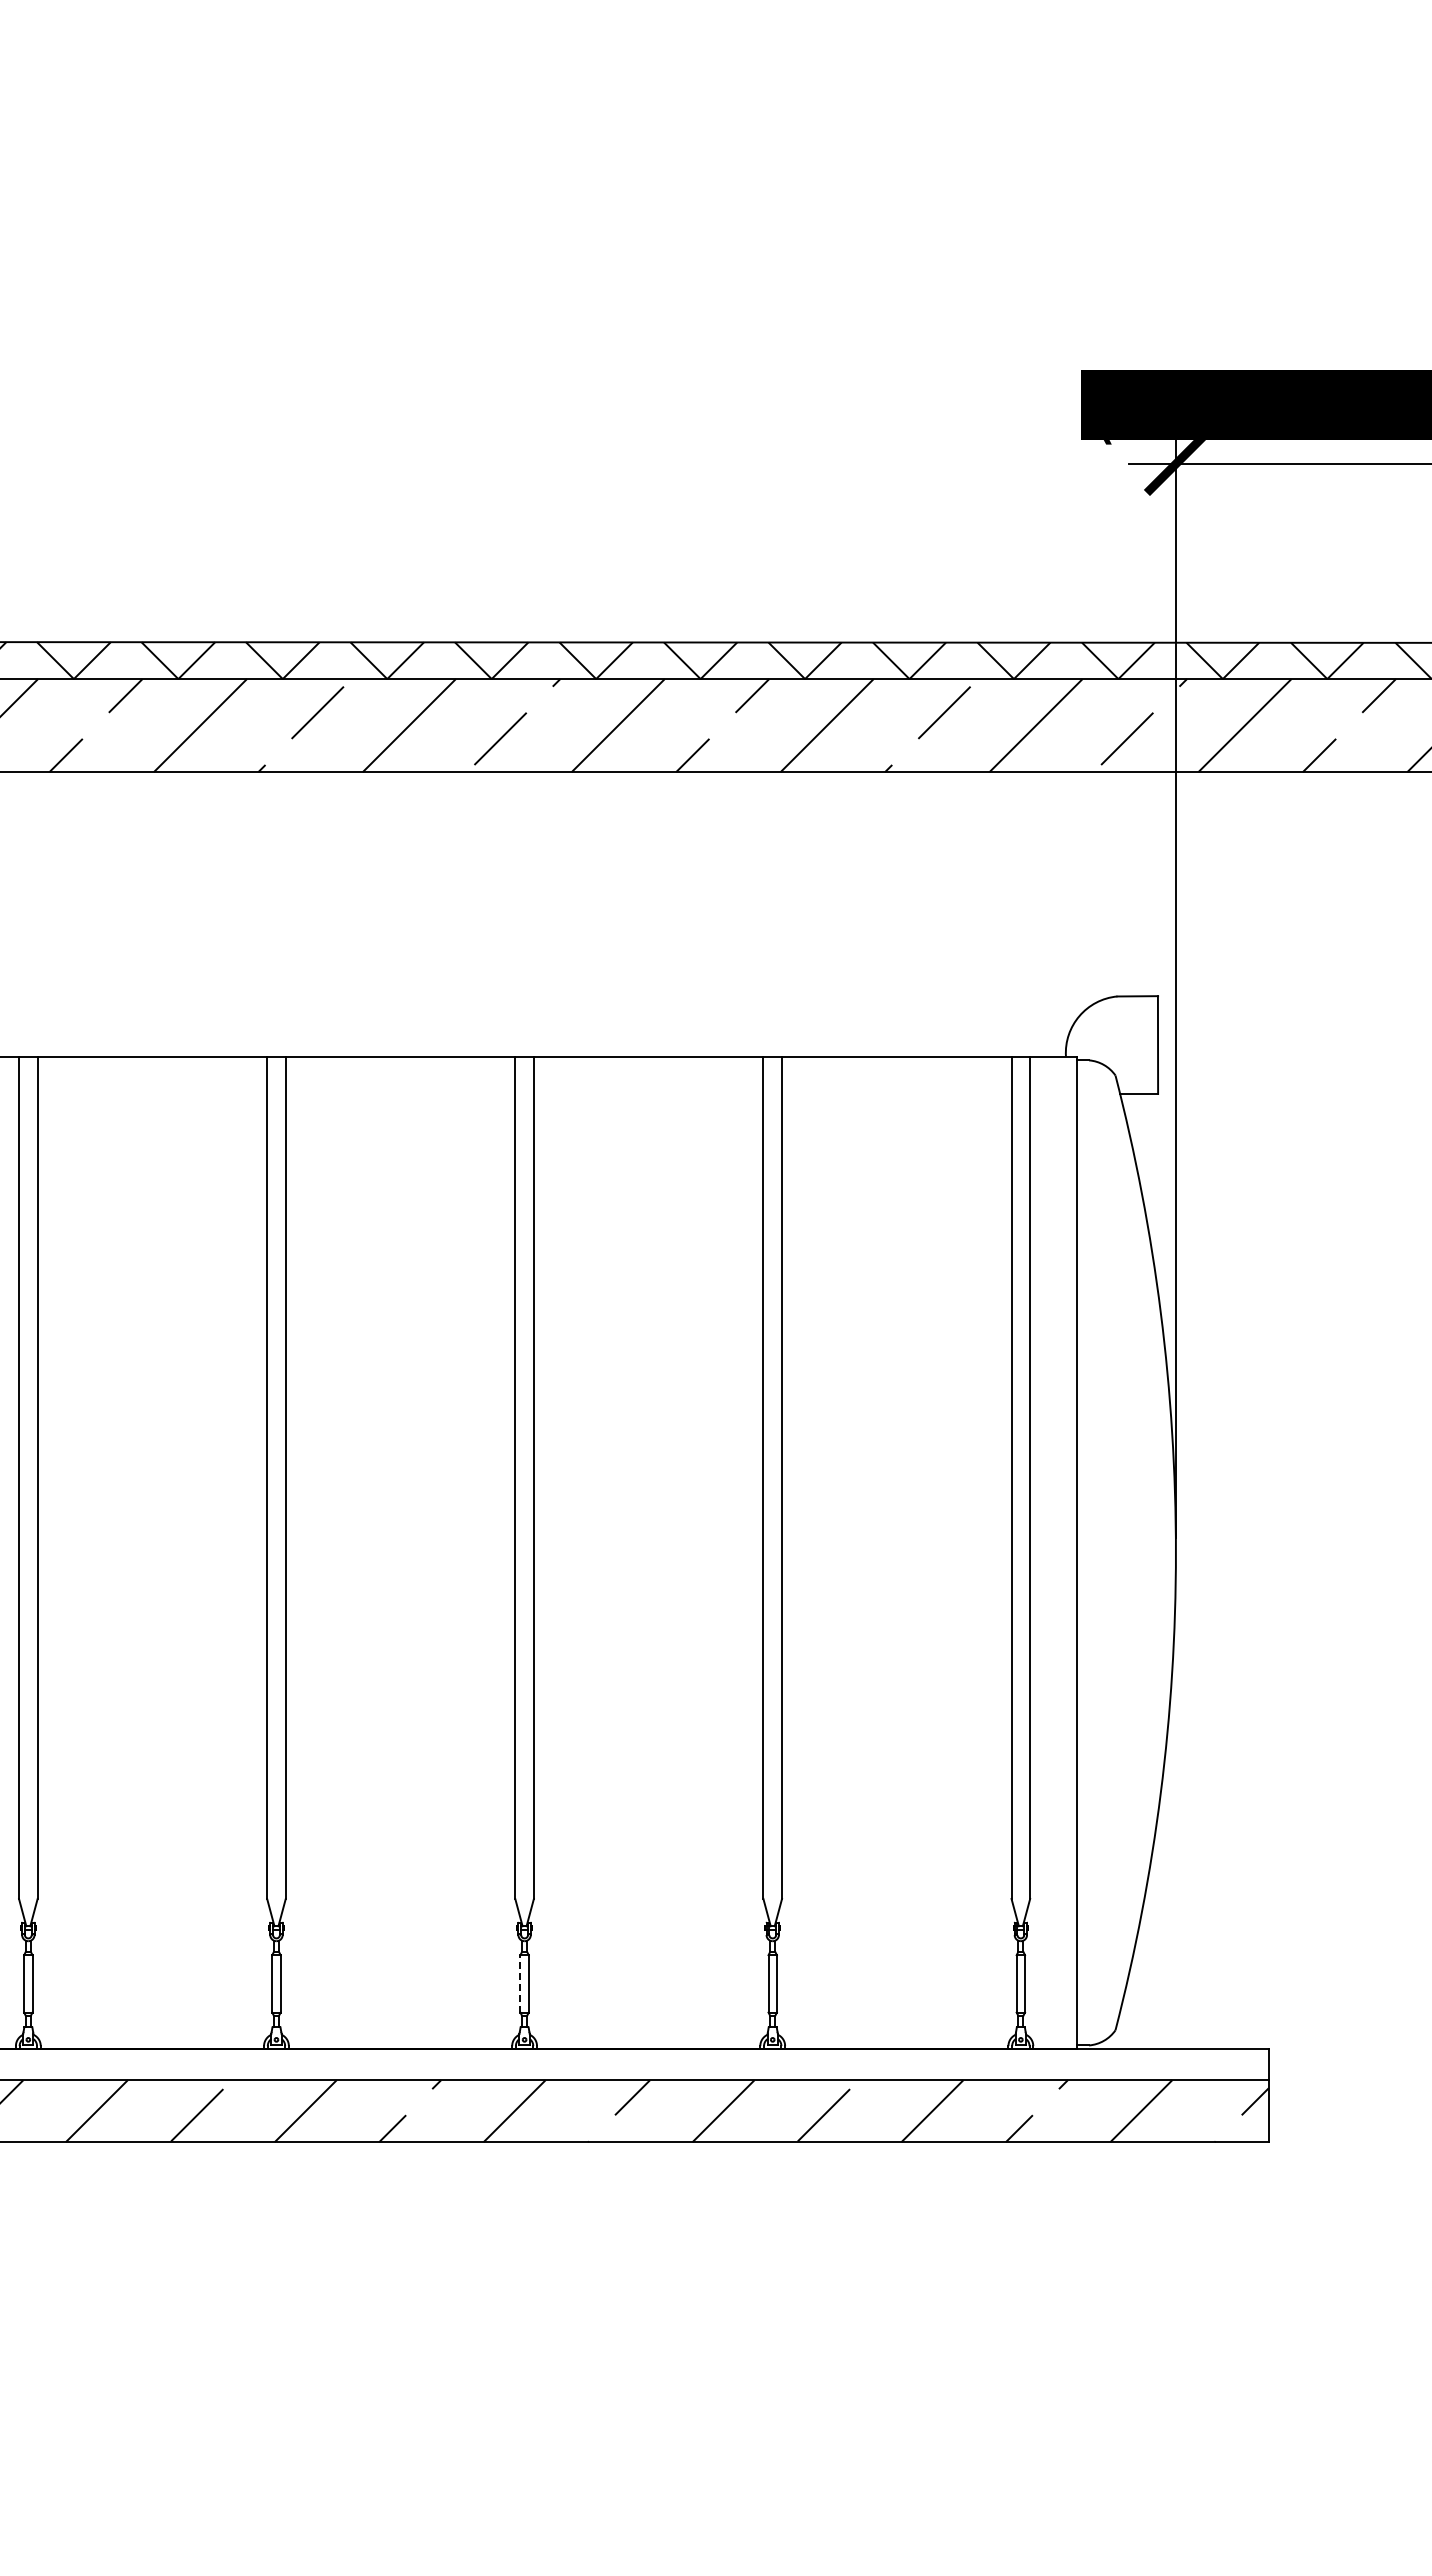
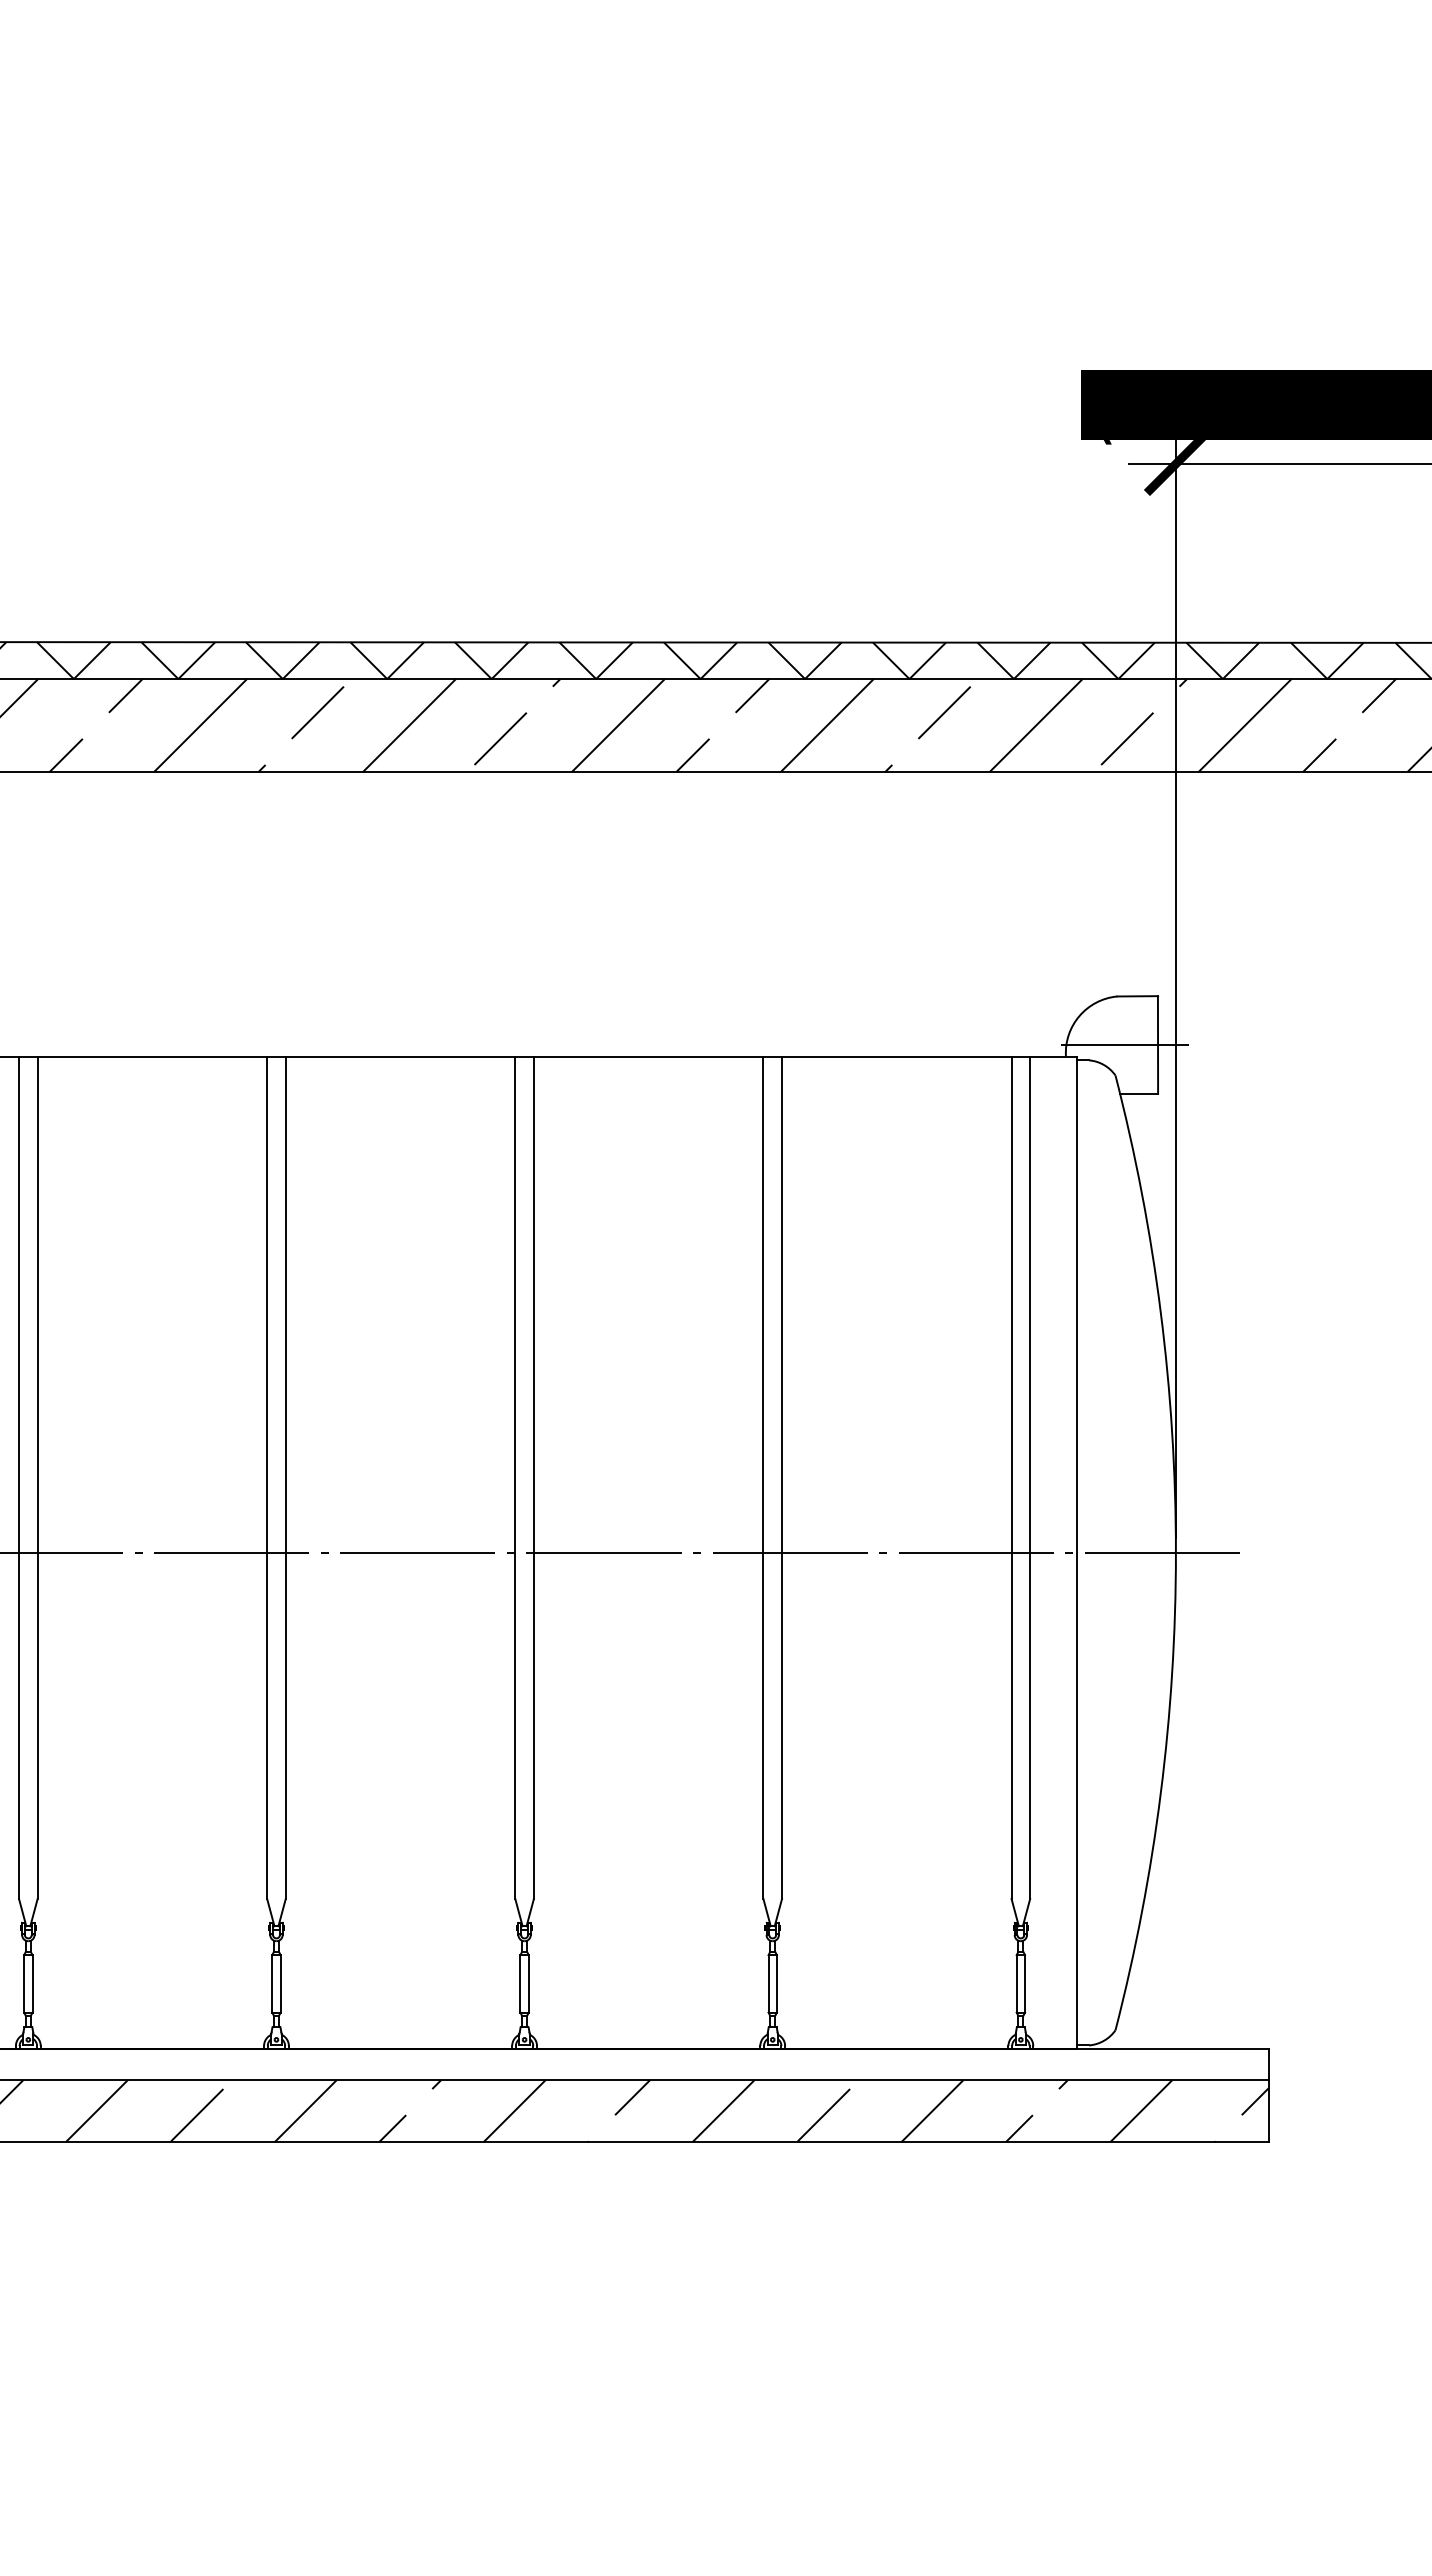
line: none -> present (1125, 1045)
line: none -> present (620, 1552)
line: dashed -> solid (520, 1983)
